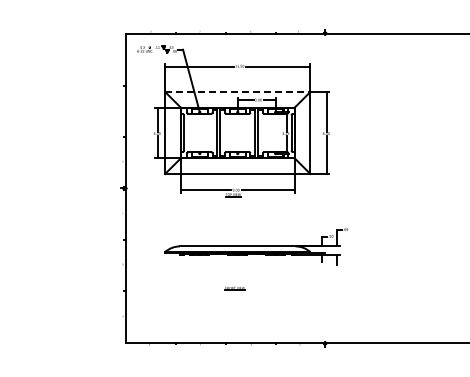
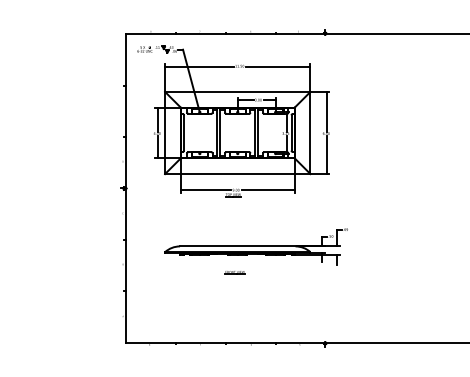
line: dashed -> solid (237, 91)
line position: (234, 288) -> (234, 272) (234, 272)
